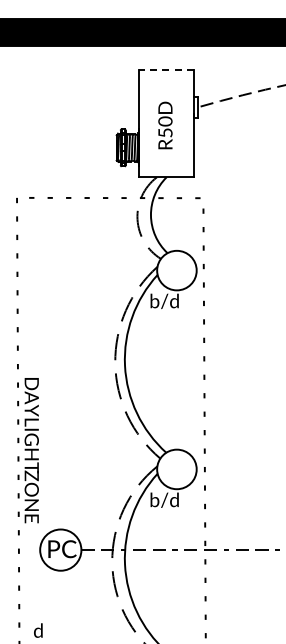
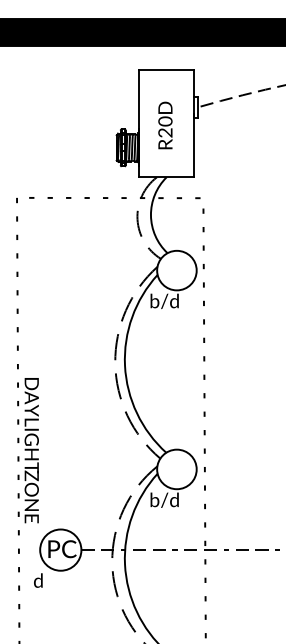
line: dashed -> solid (166, 70)
text: R50D -> R20D (165, 132)
text position: (38, 630) -> (38, 580) (38, 580)
